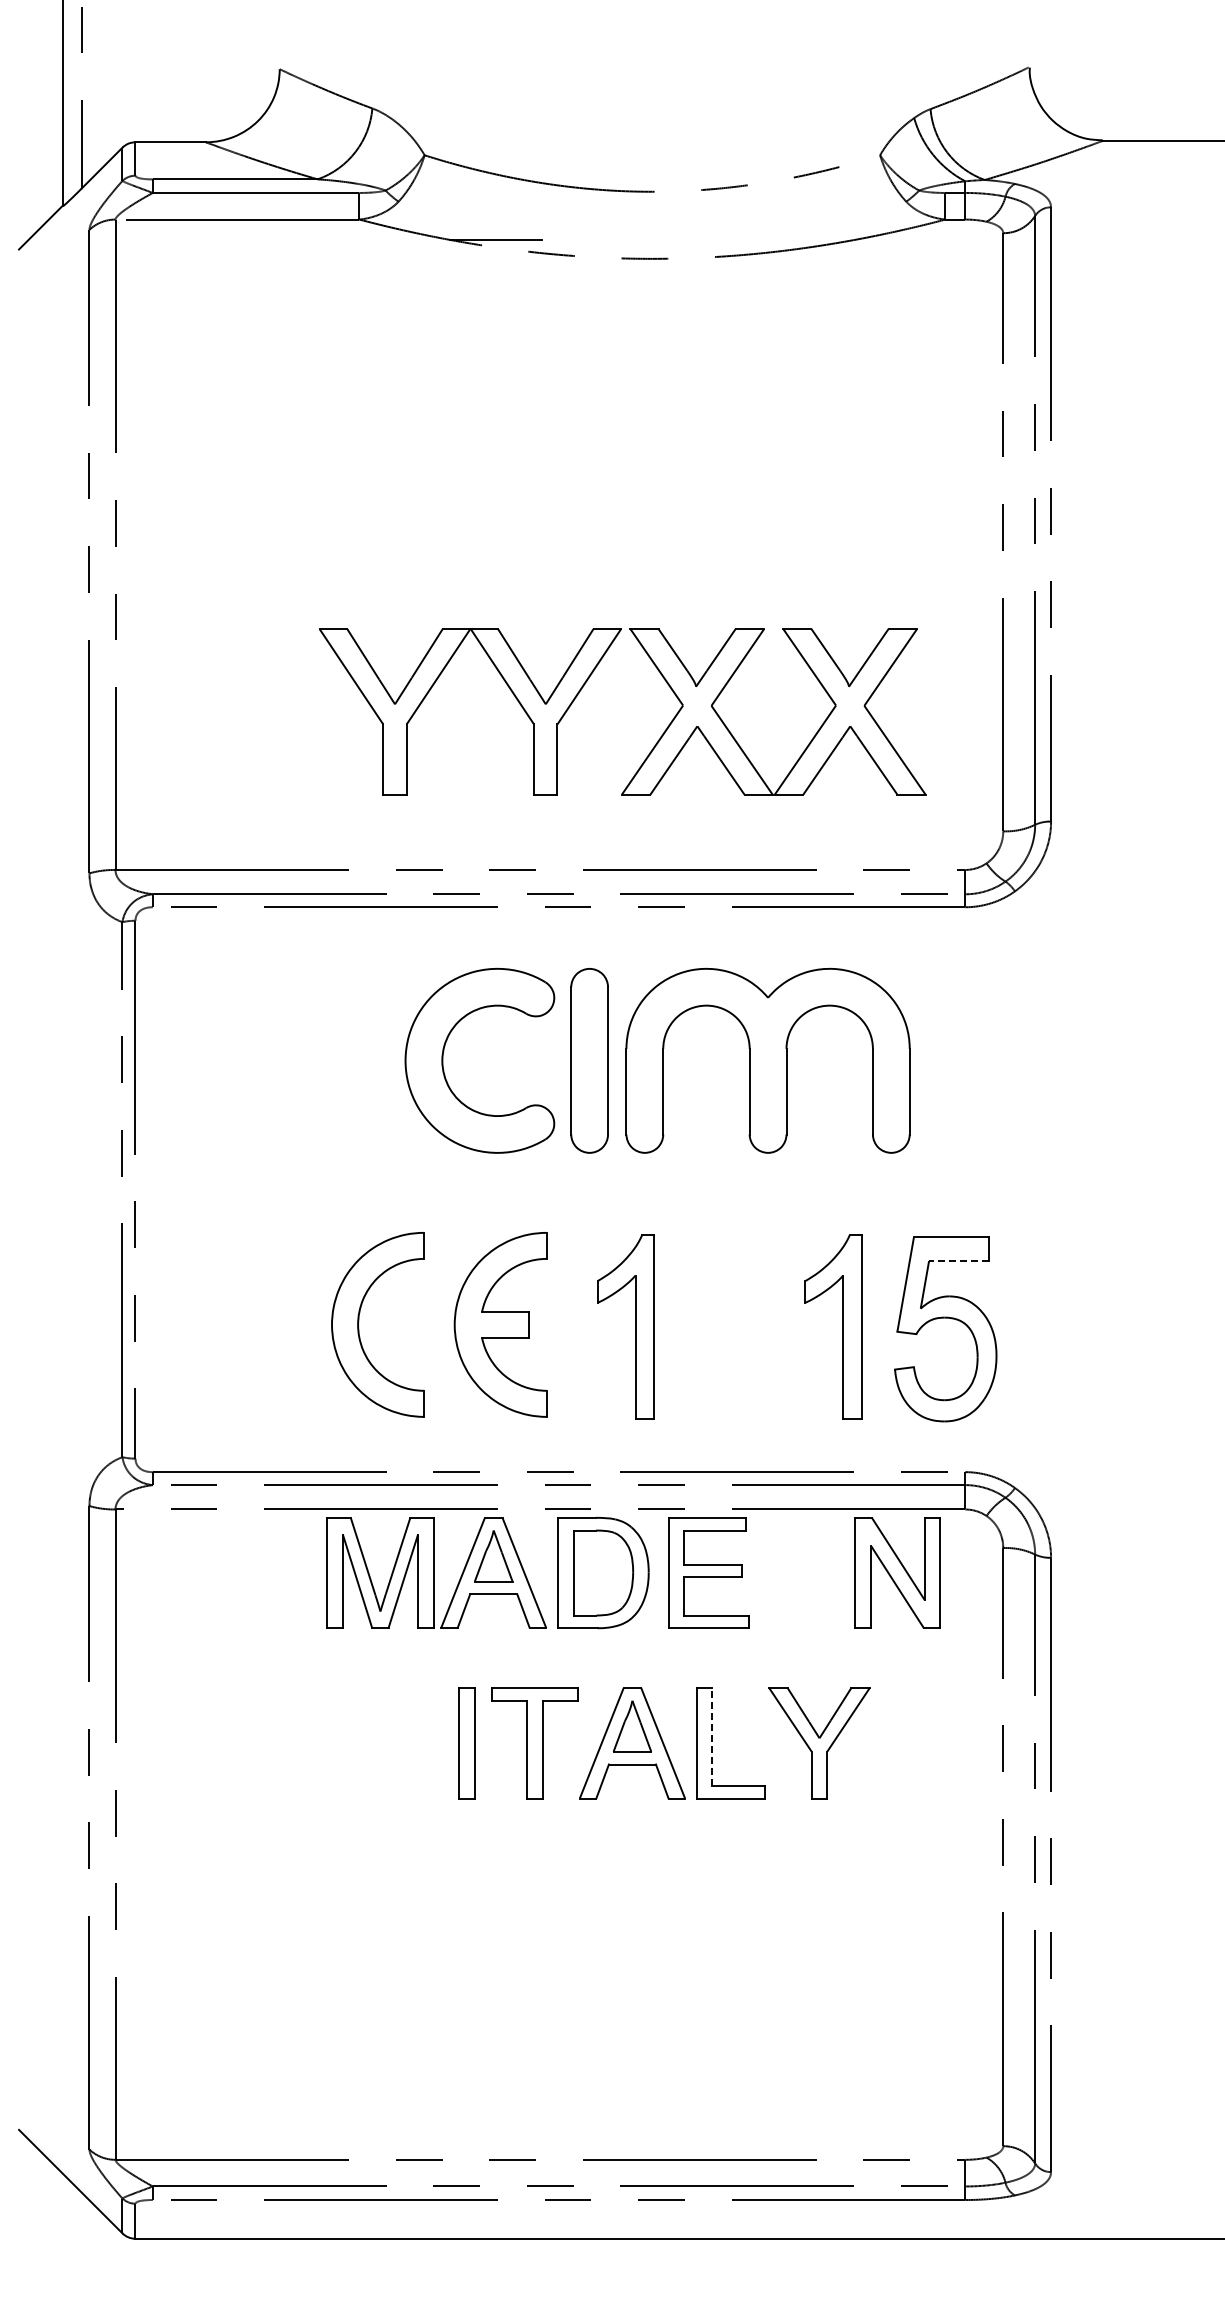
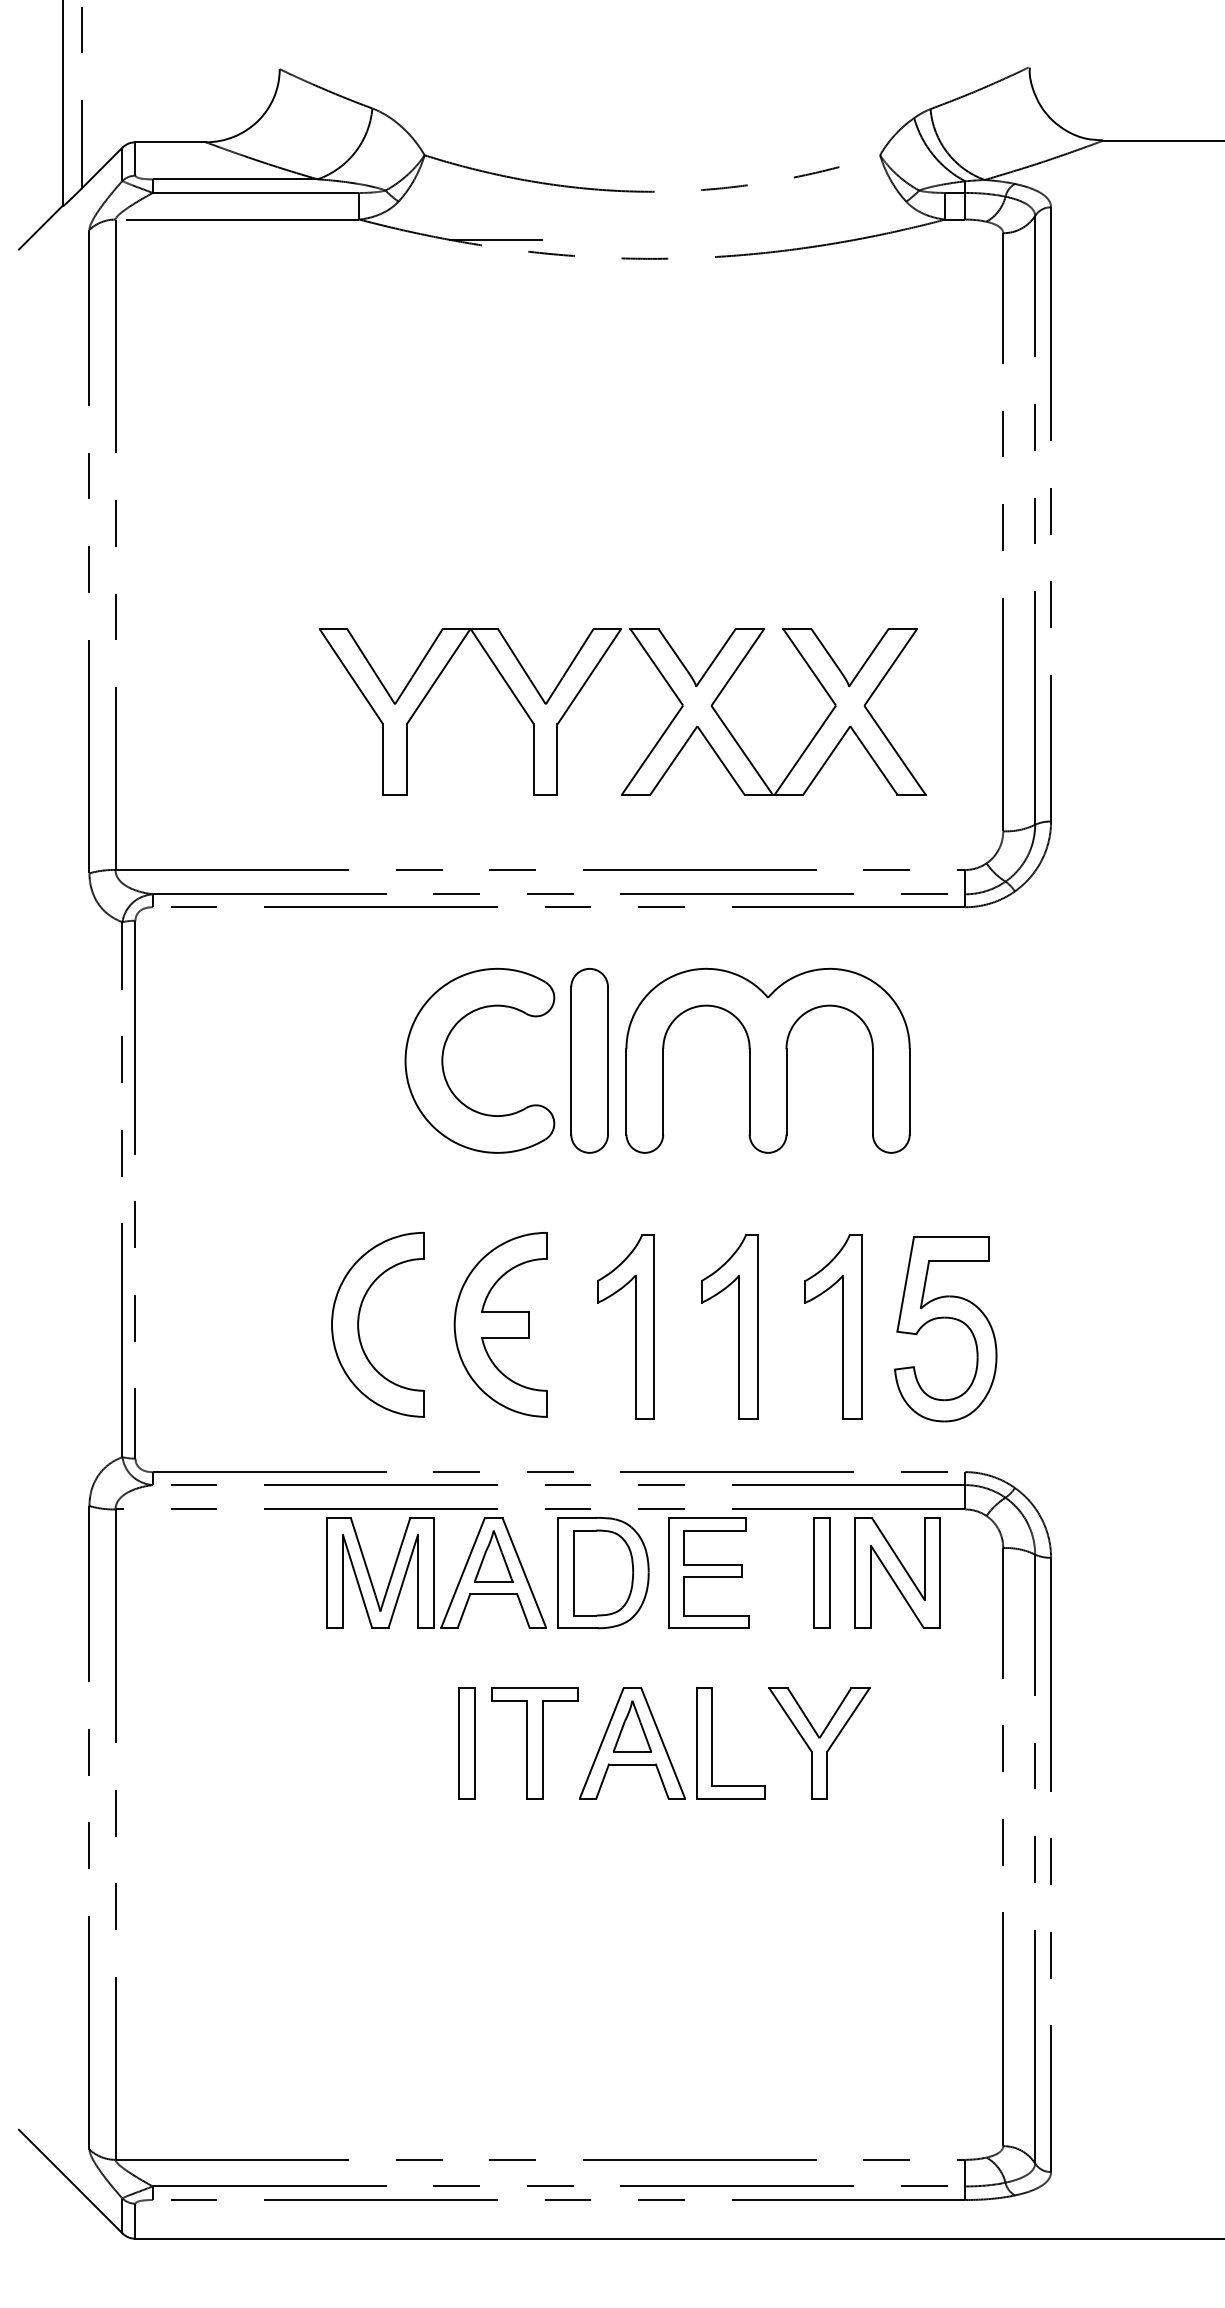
line: dashed -> solid (958, 1261)
part: none -> present (738, 1326)
part: none -> present (821, 1572)
line: dashed -> solid (712, 1736)
